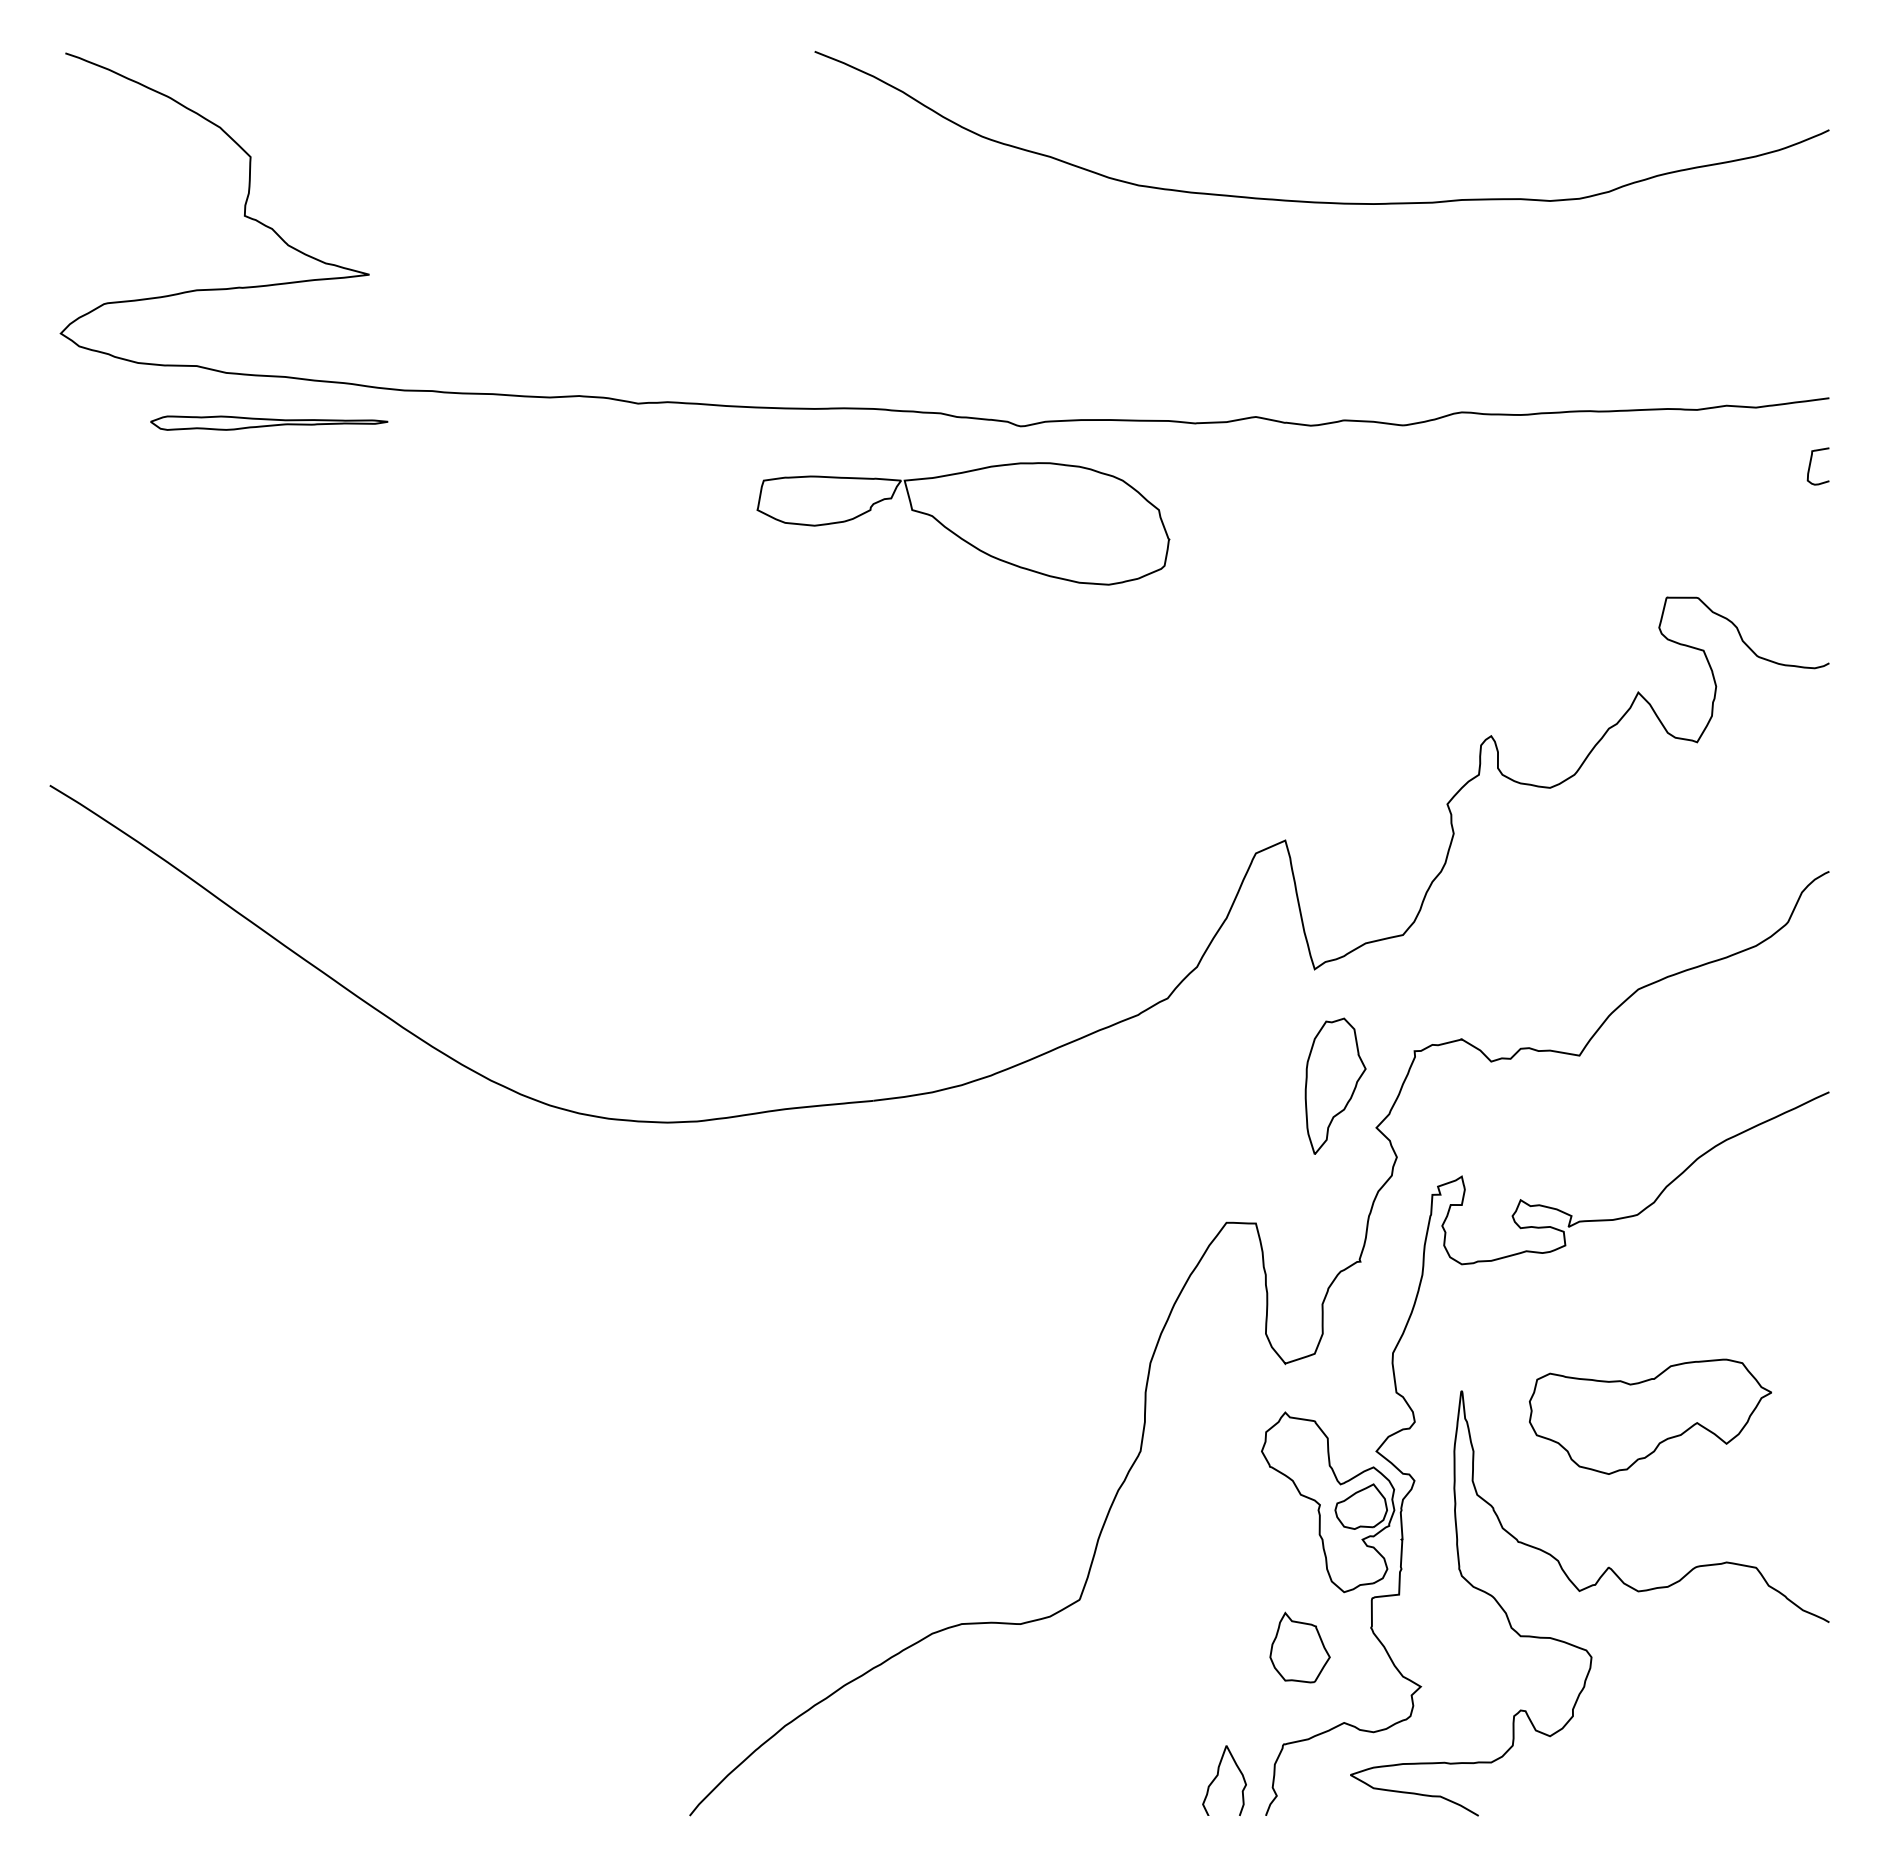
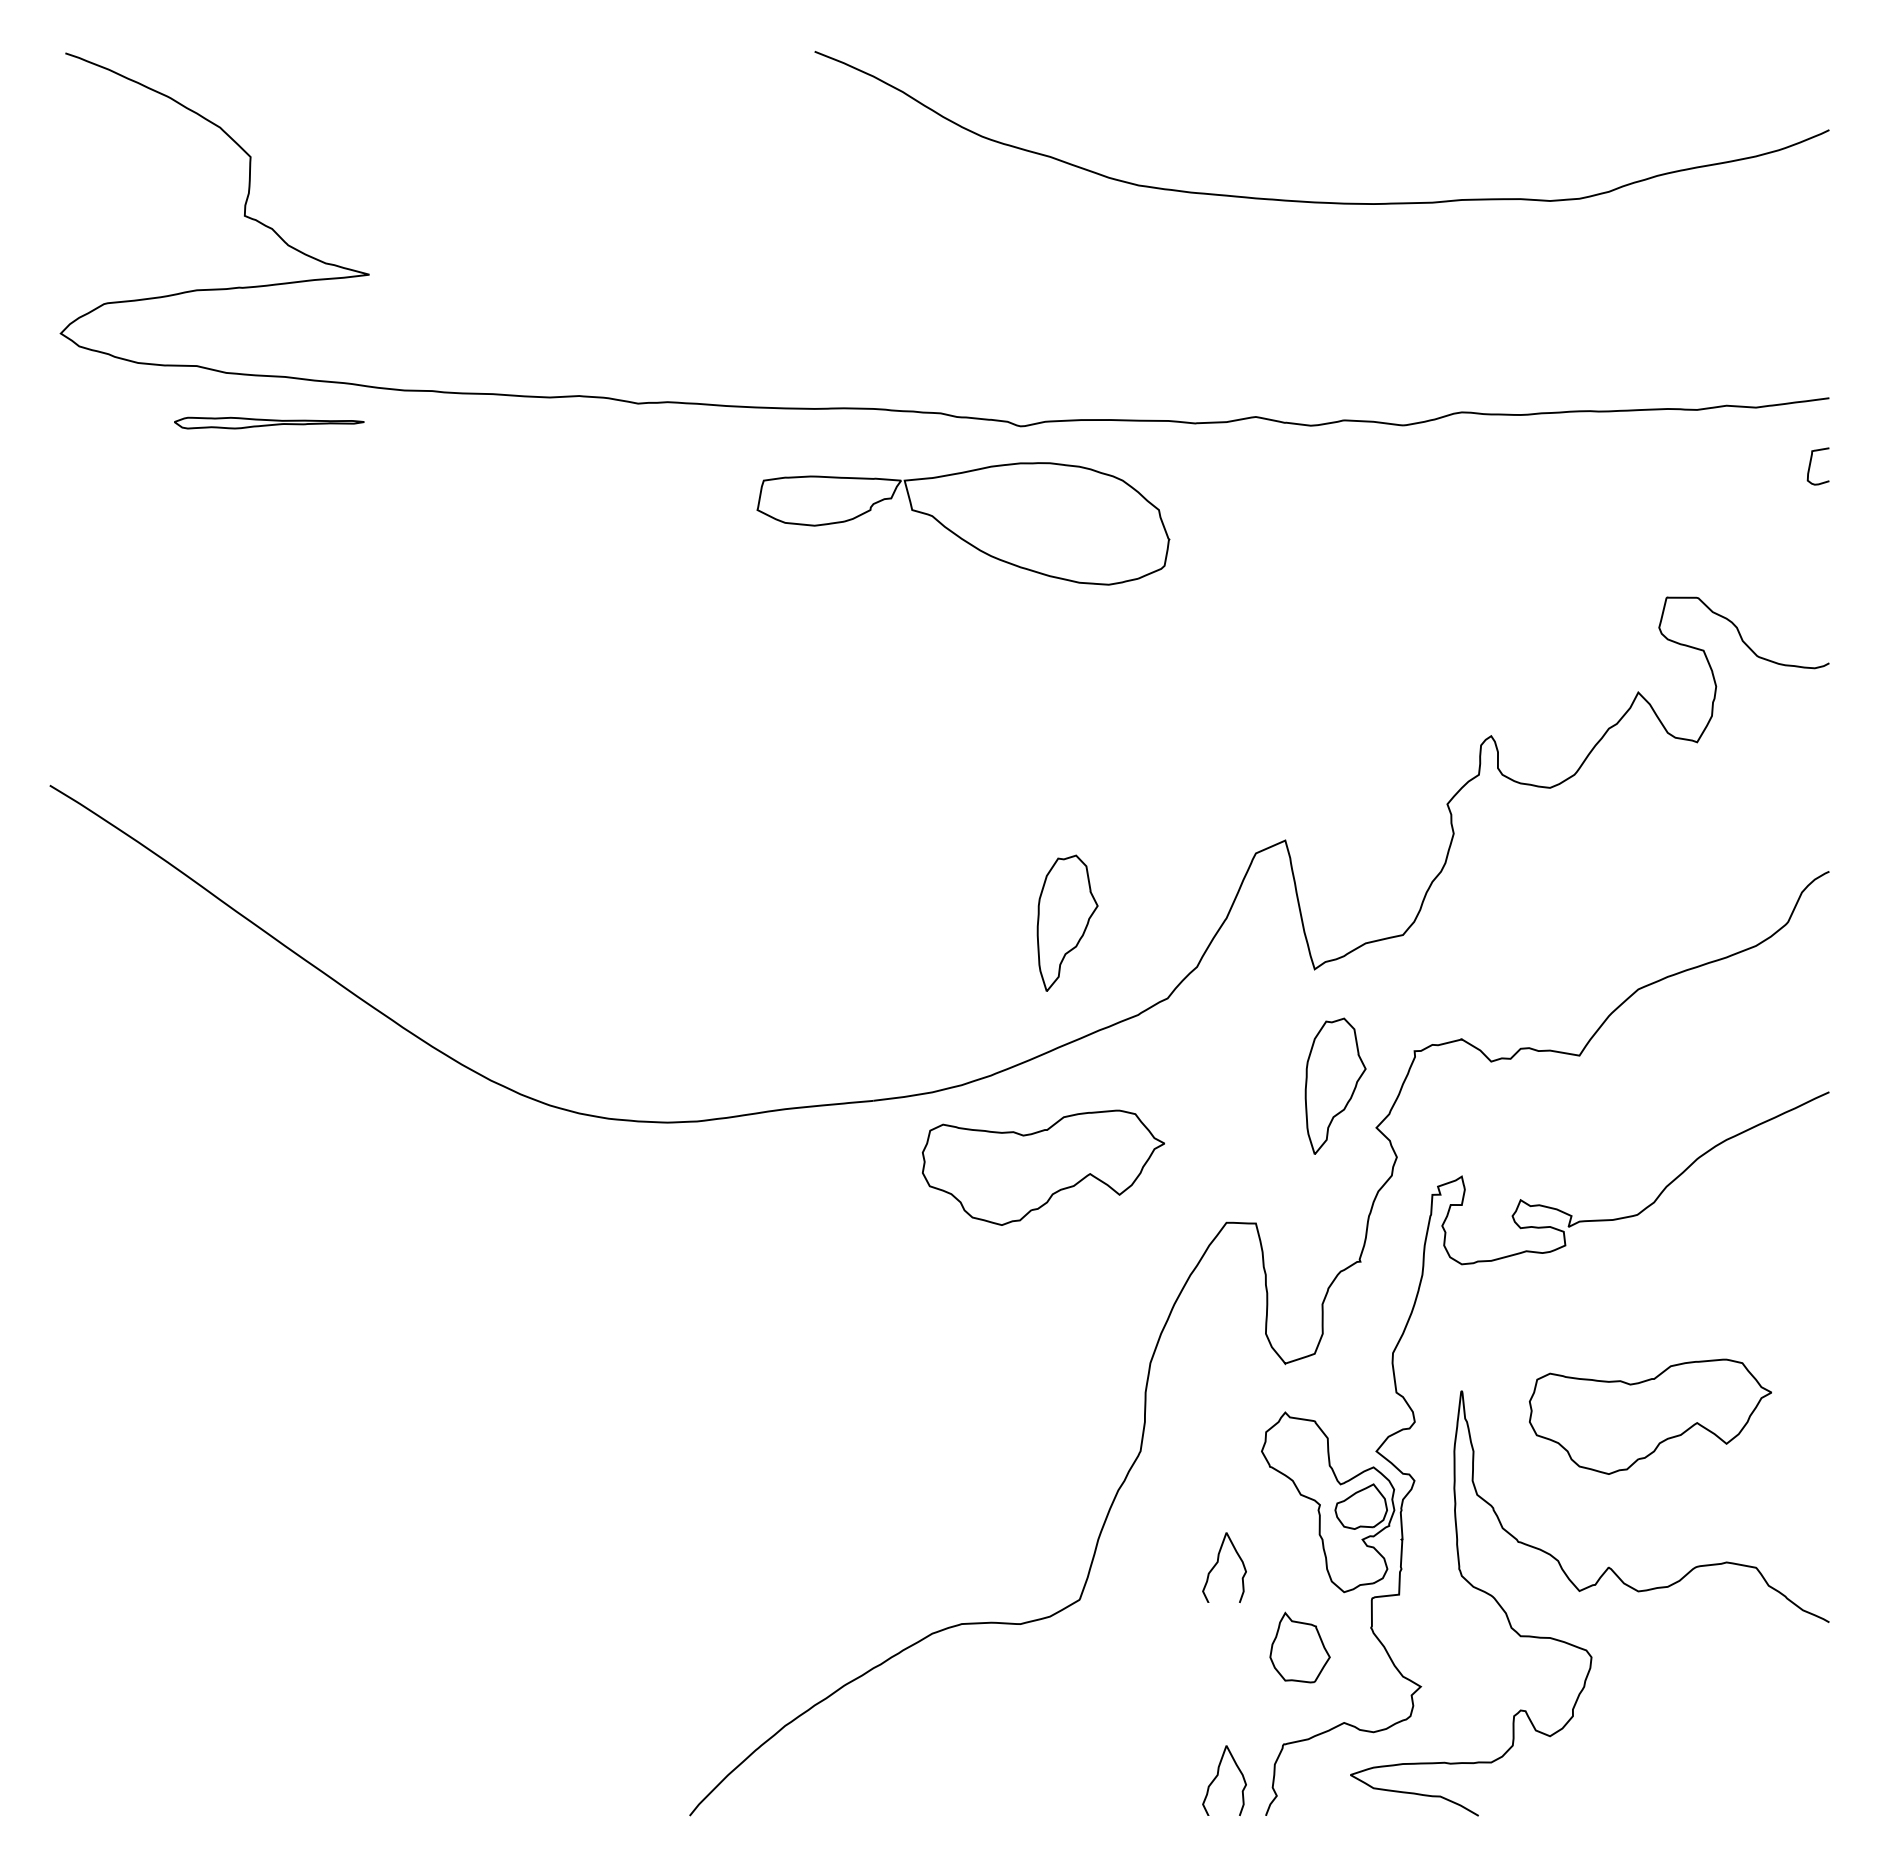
part size: 239x16 px -> 191x14 px (269, 422)
part: none -> present (1067, 922)
part: none -> present (1042, 1167)
curve: none -> present (1218, 1562)
